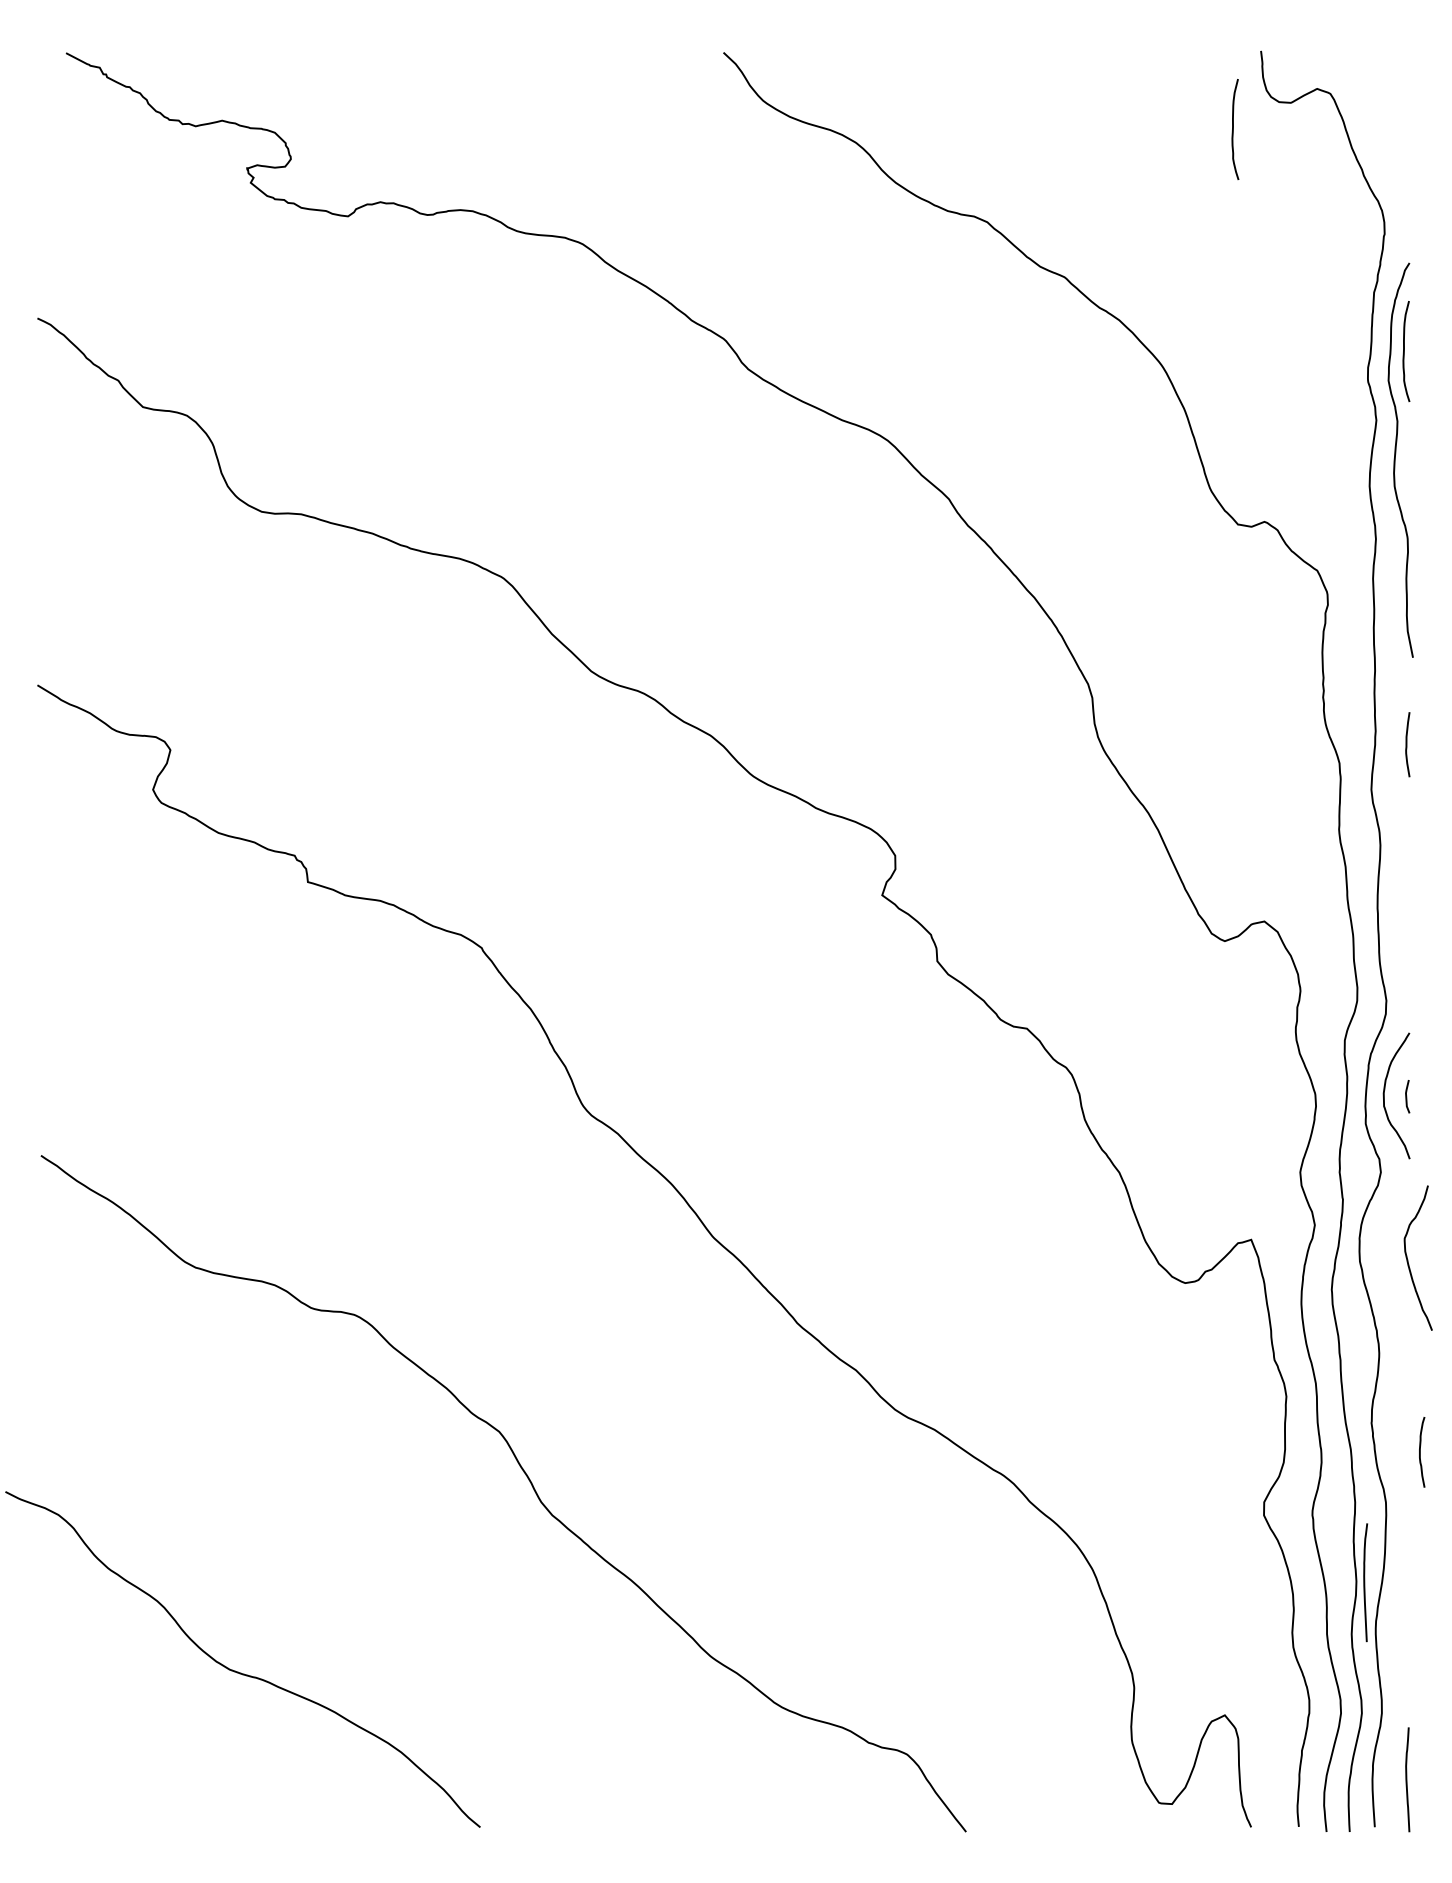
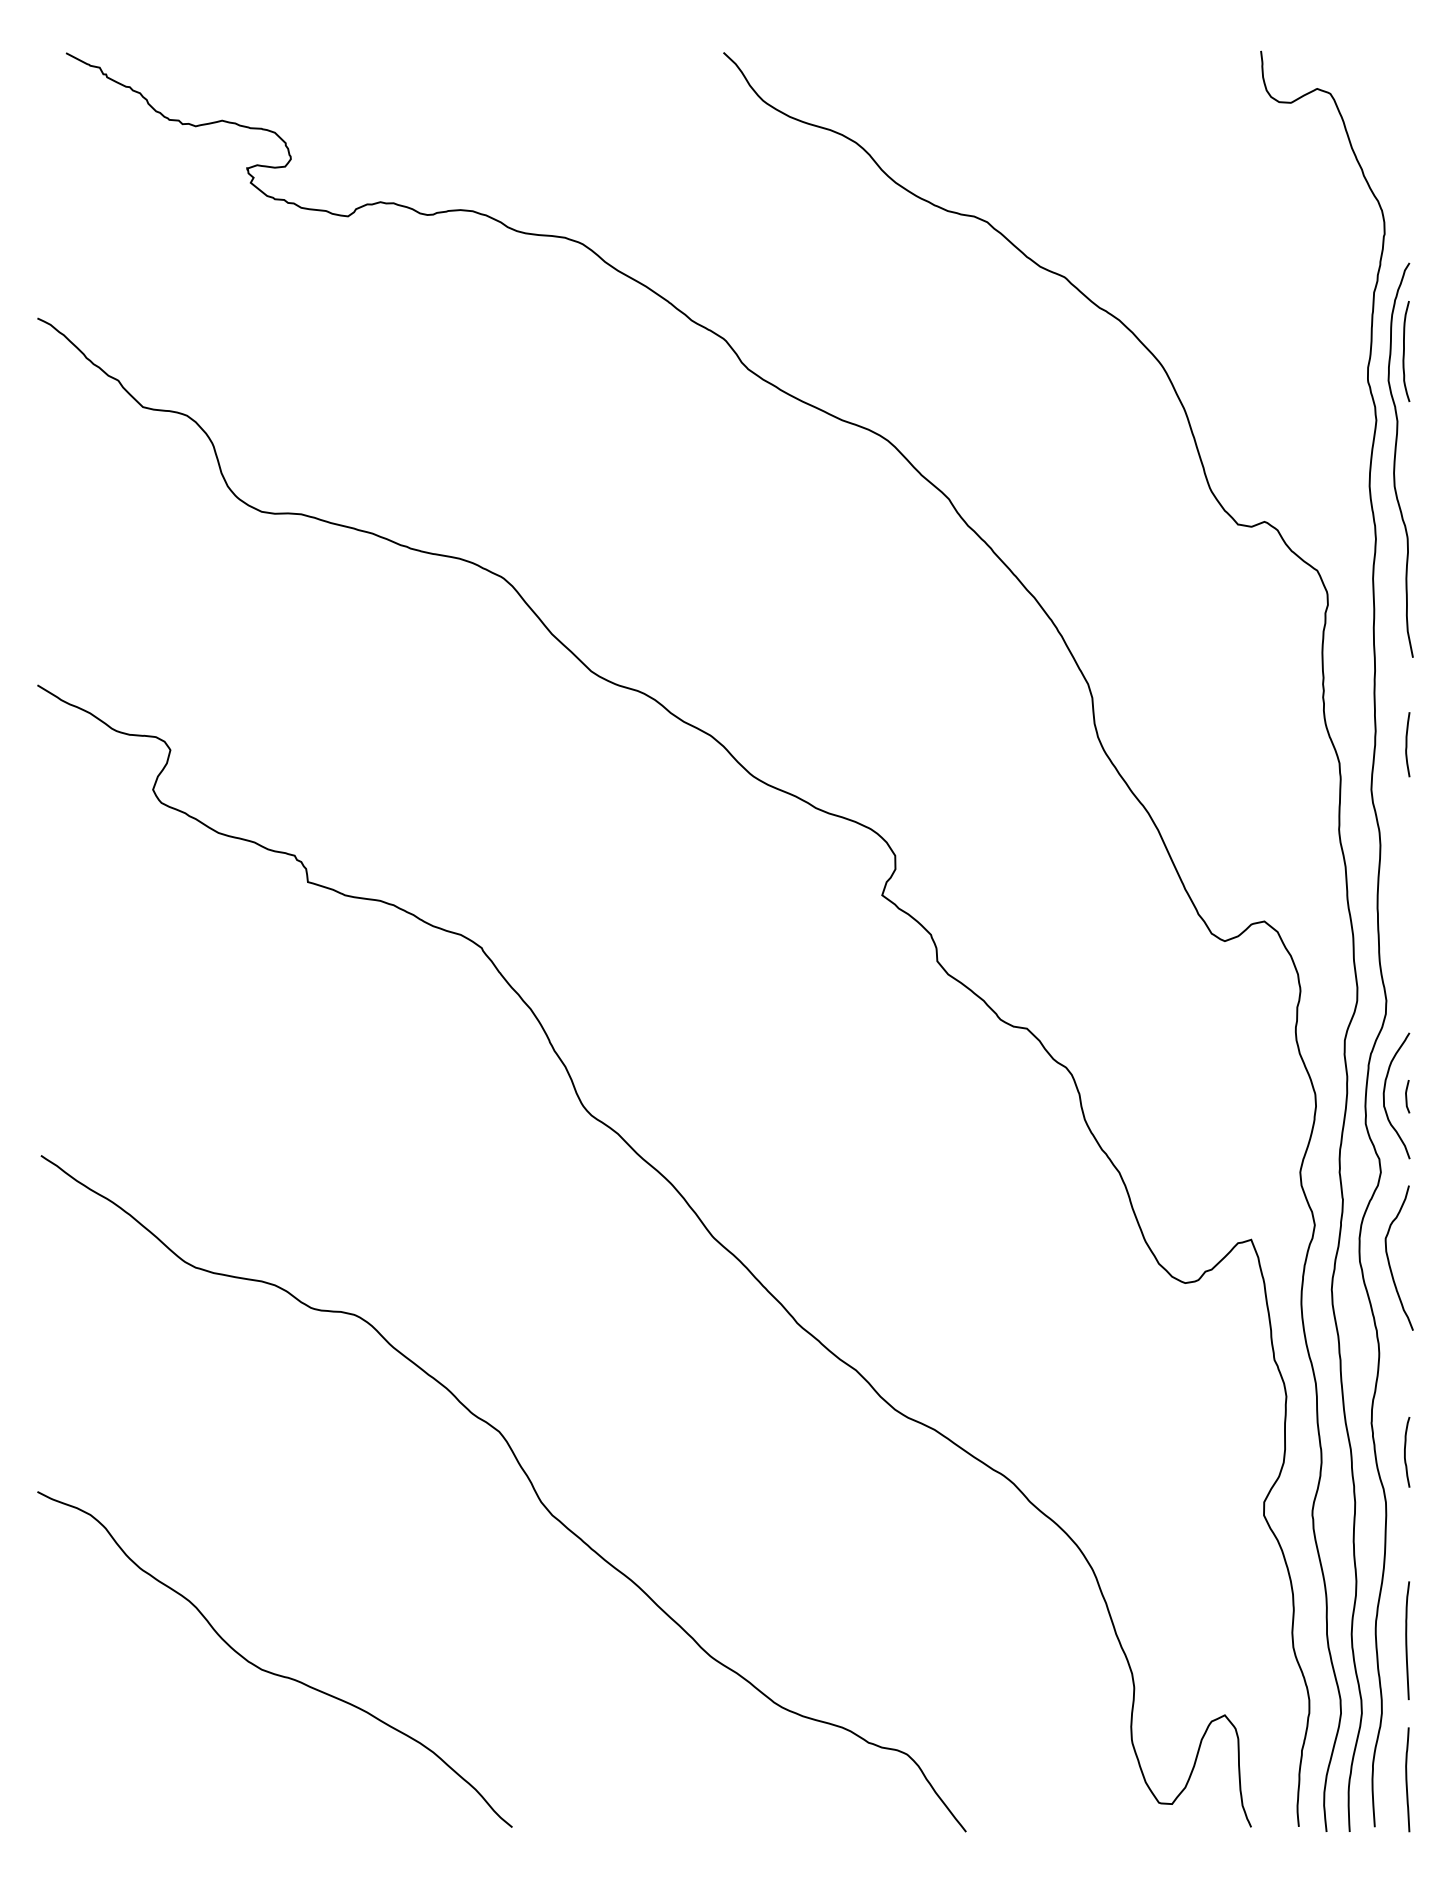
curve: present -> none (1233, 129)
curve position: (1408, 1259) -> (1389, 1259) (1389, 1259)
curve position: (1420, 1452) -> (1405, 1452) (1405, 1452)
curve position: (1365, 1582) -> (1407, 1640) (1407, 1640)
curve position: (238, 1671) -> (270, 1671) (270, 1671)
